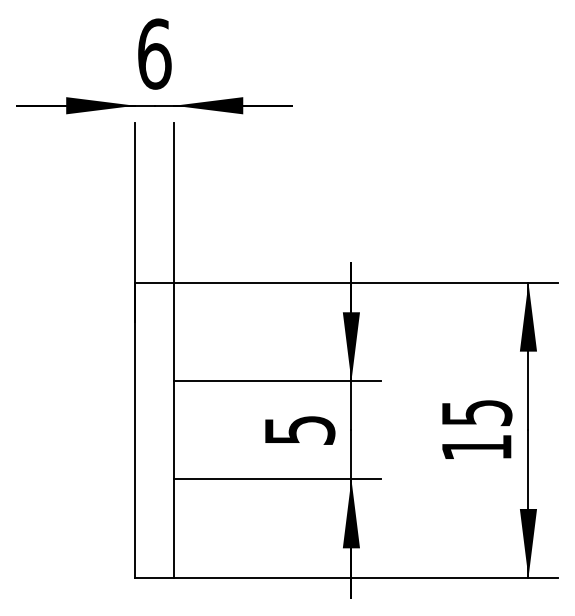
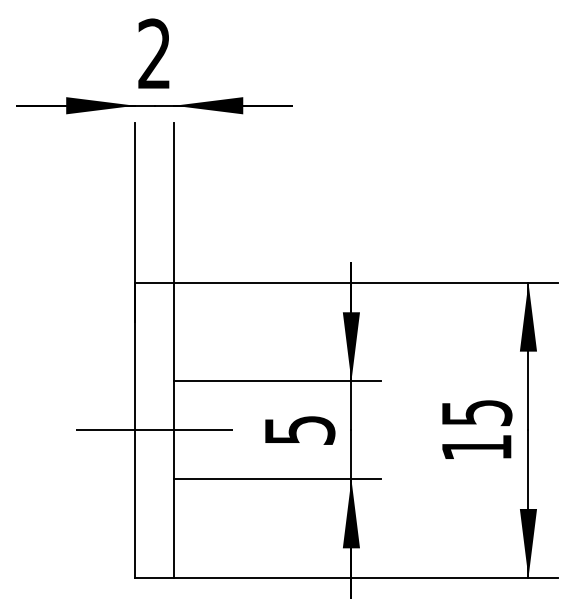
text: 6 -> 2 (154, 53)
line: none -> present (154, 430)
